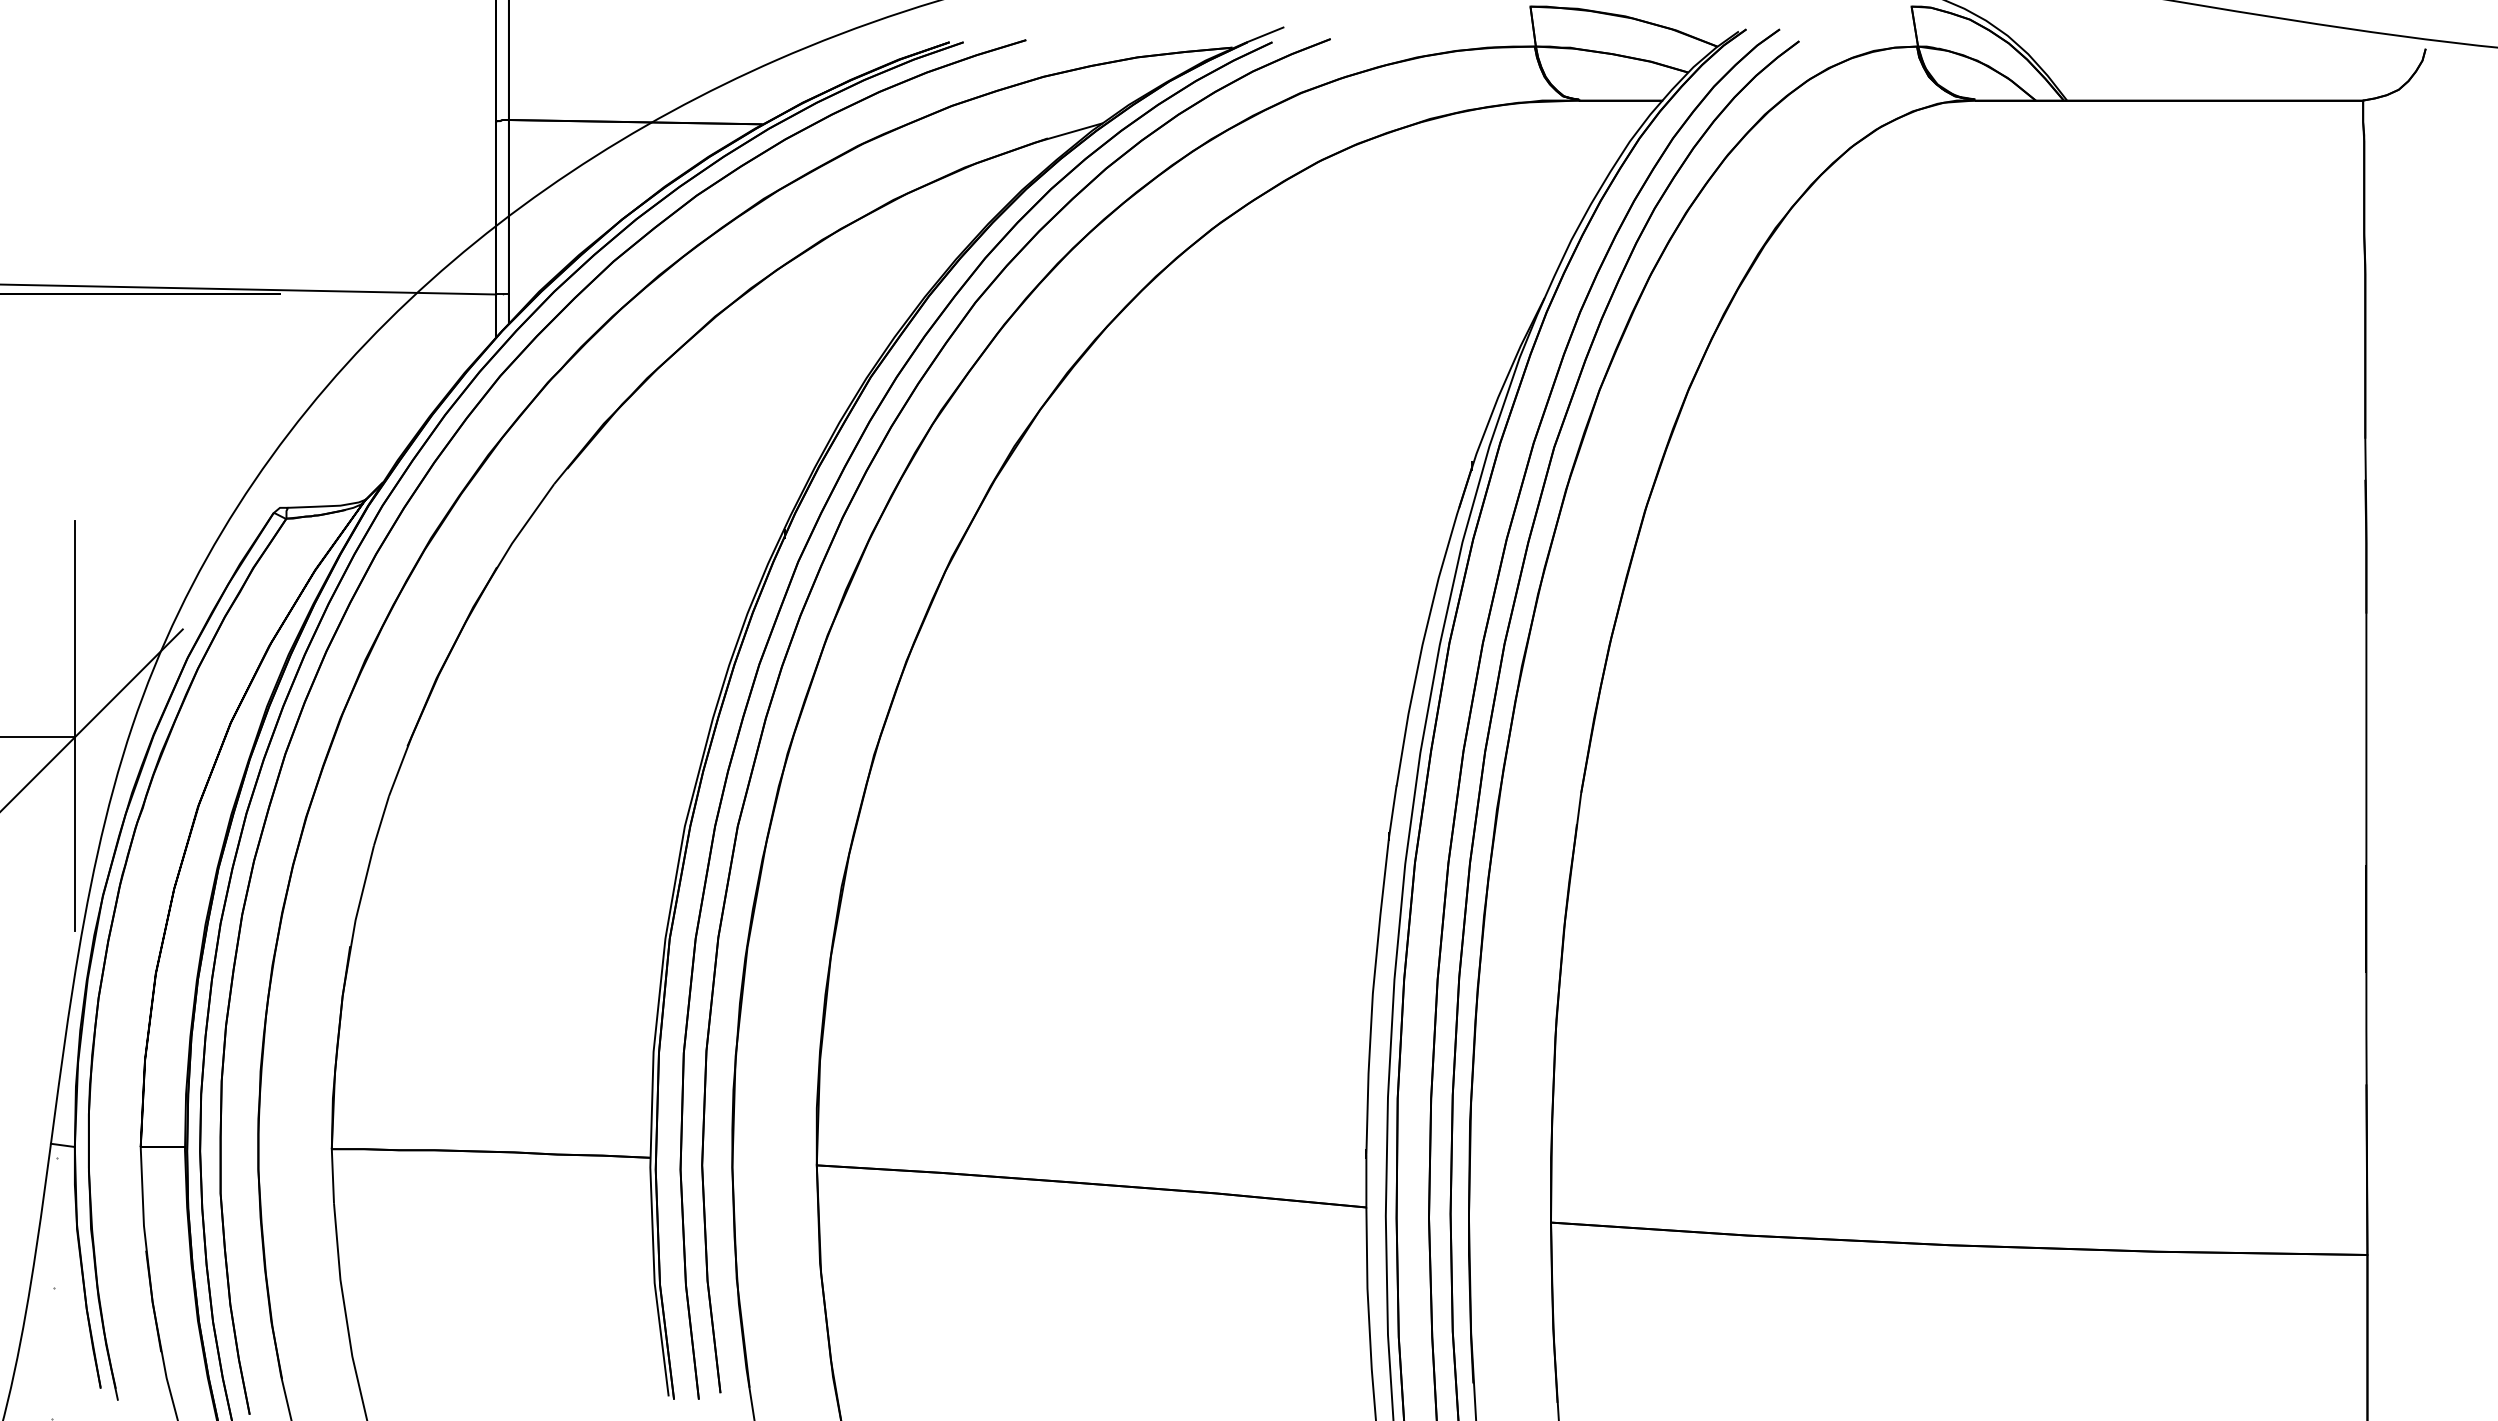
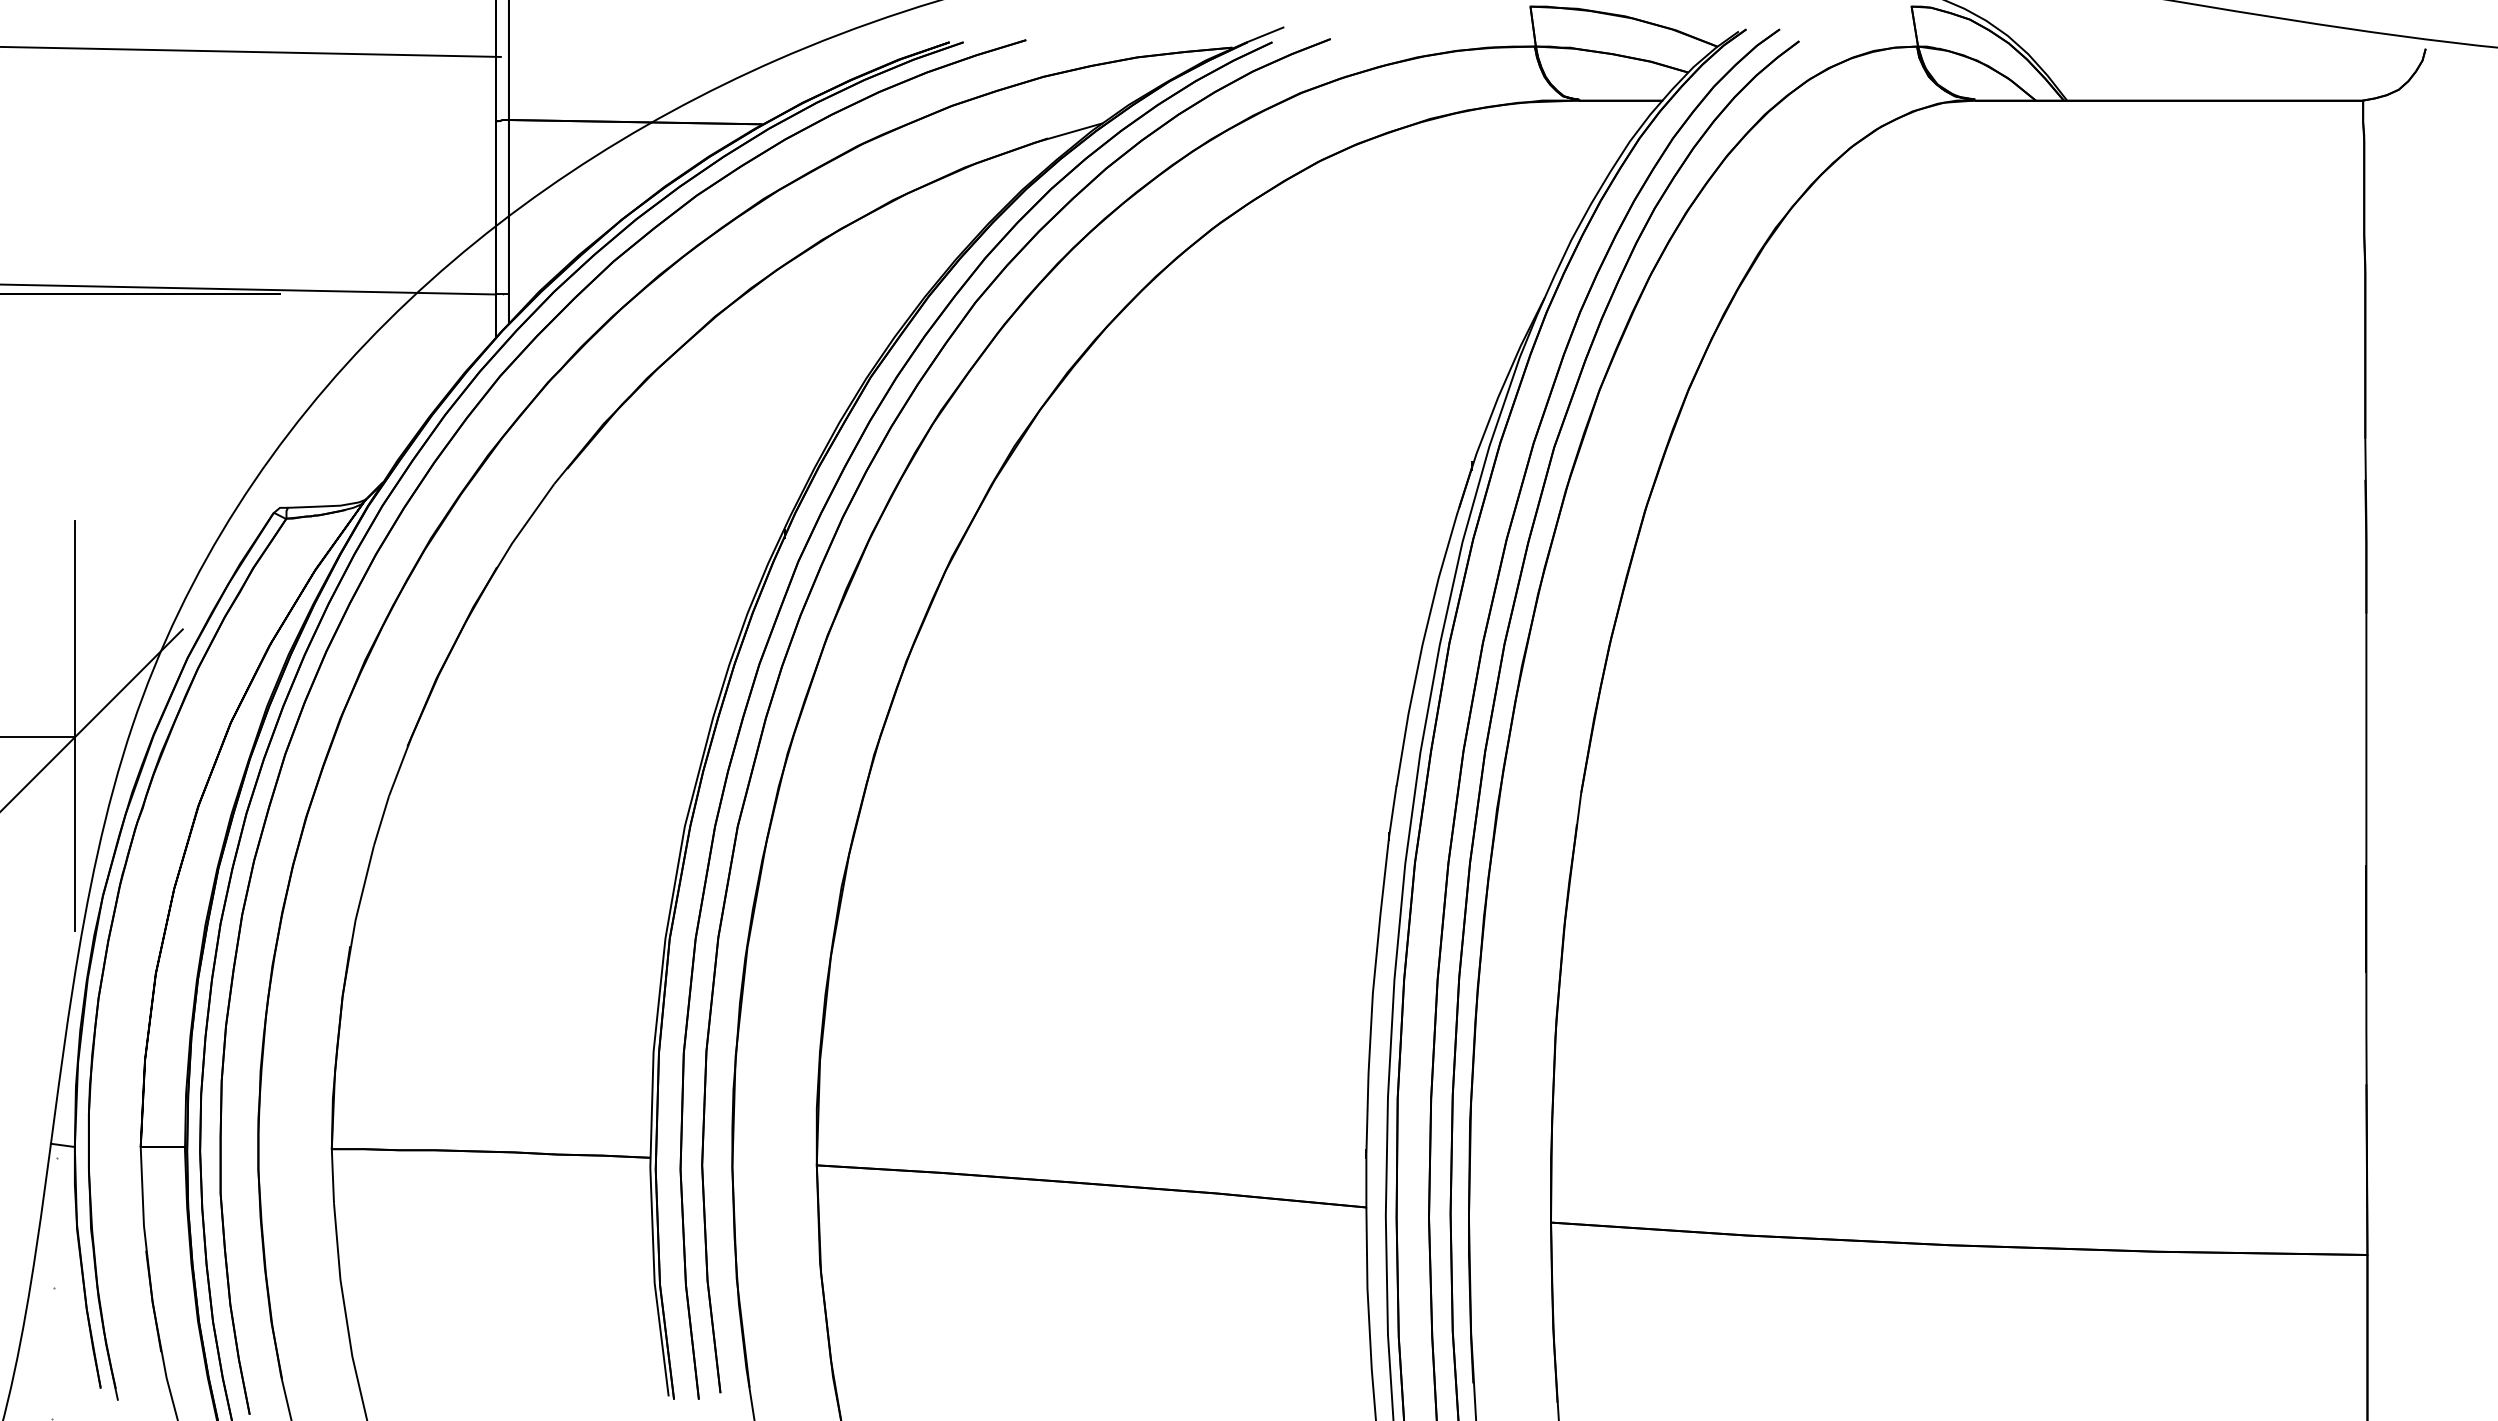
line: none -> present (251, 51)
